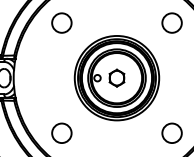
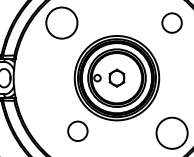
circle diameter: 19 px -> 31 px (61, 22)
circle position: (61, 132) -> (77, 130) (77, 130)
circle diameter: 19 px -> 31 px (171, 132)
